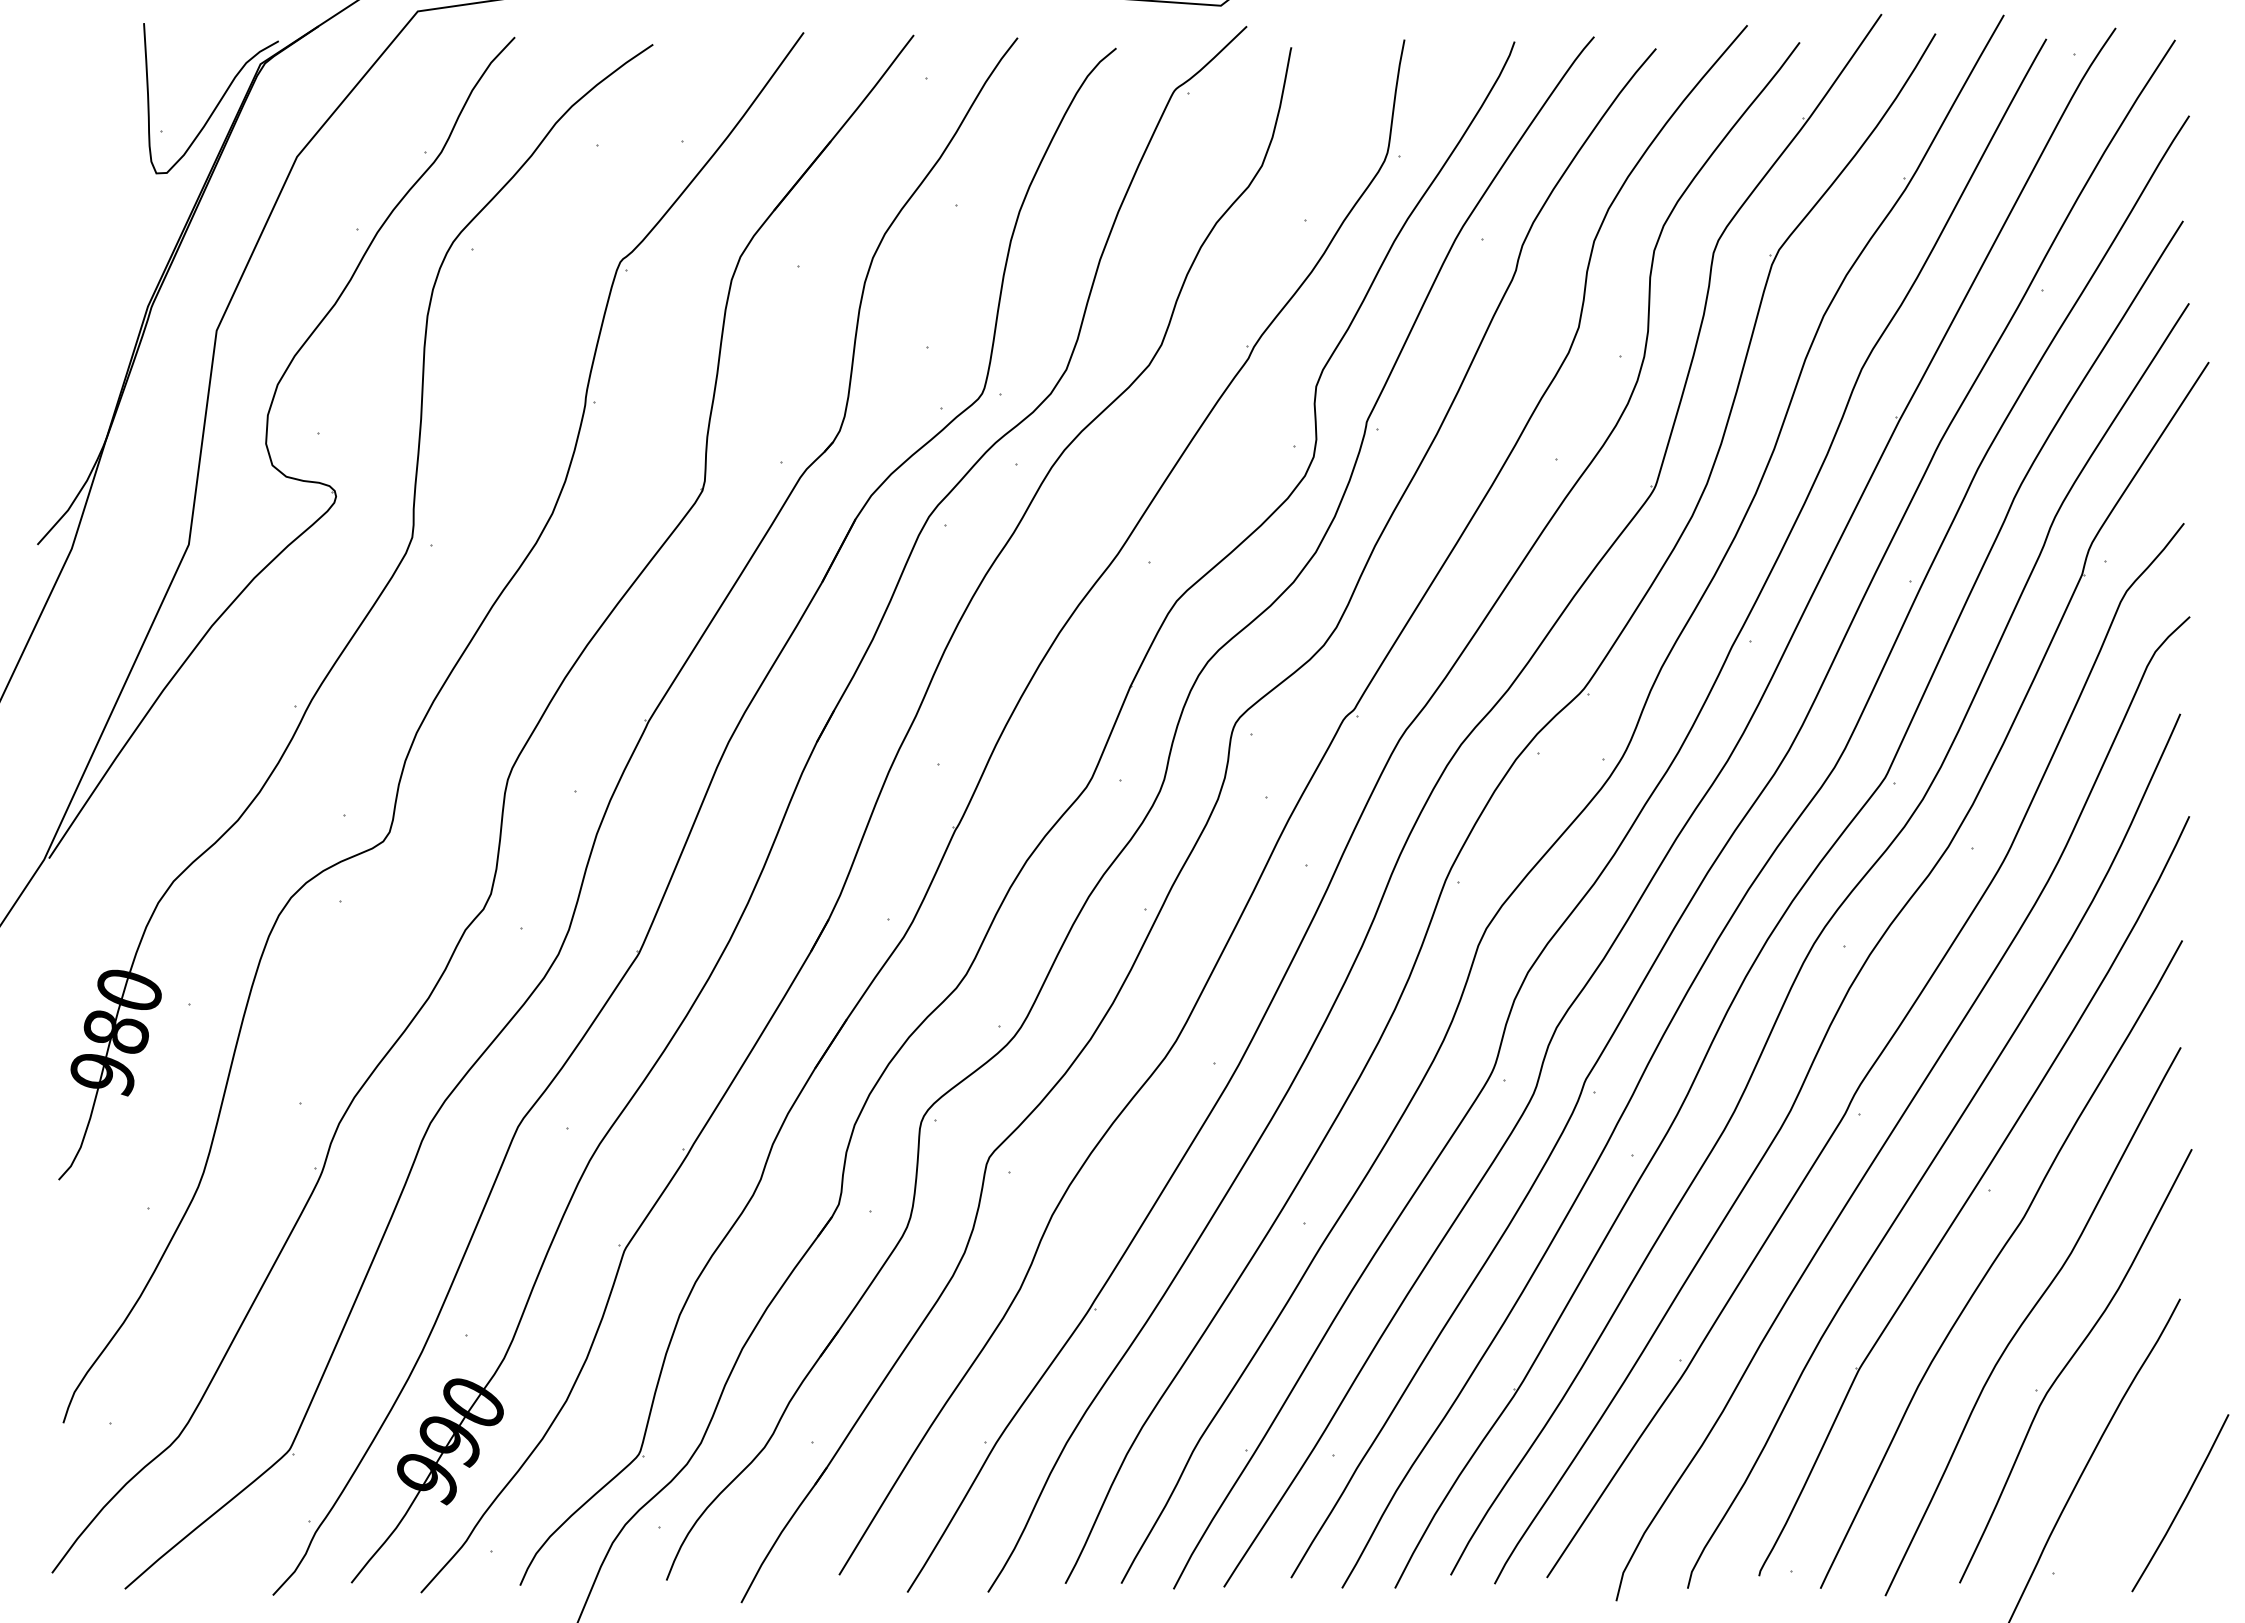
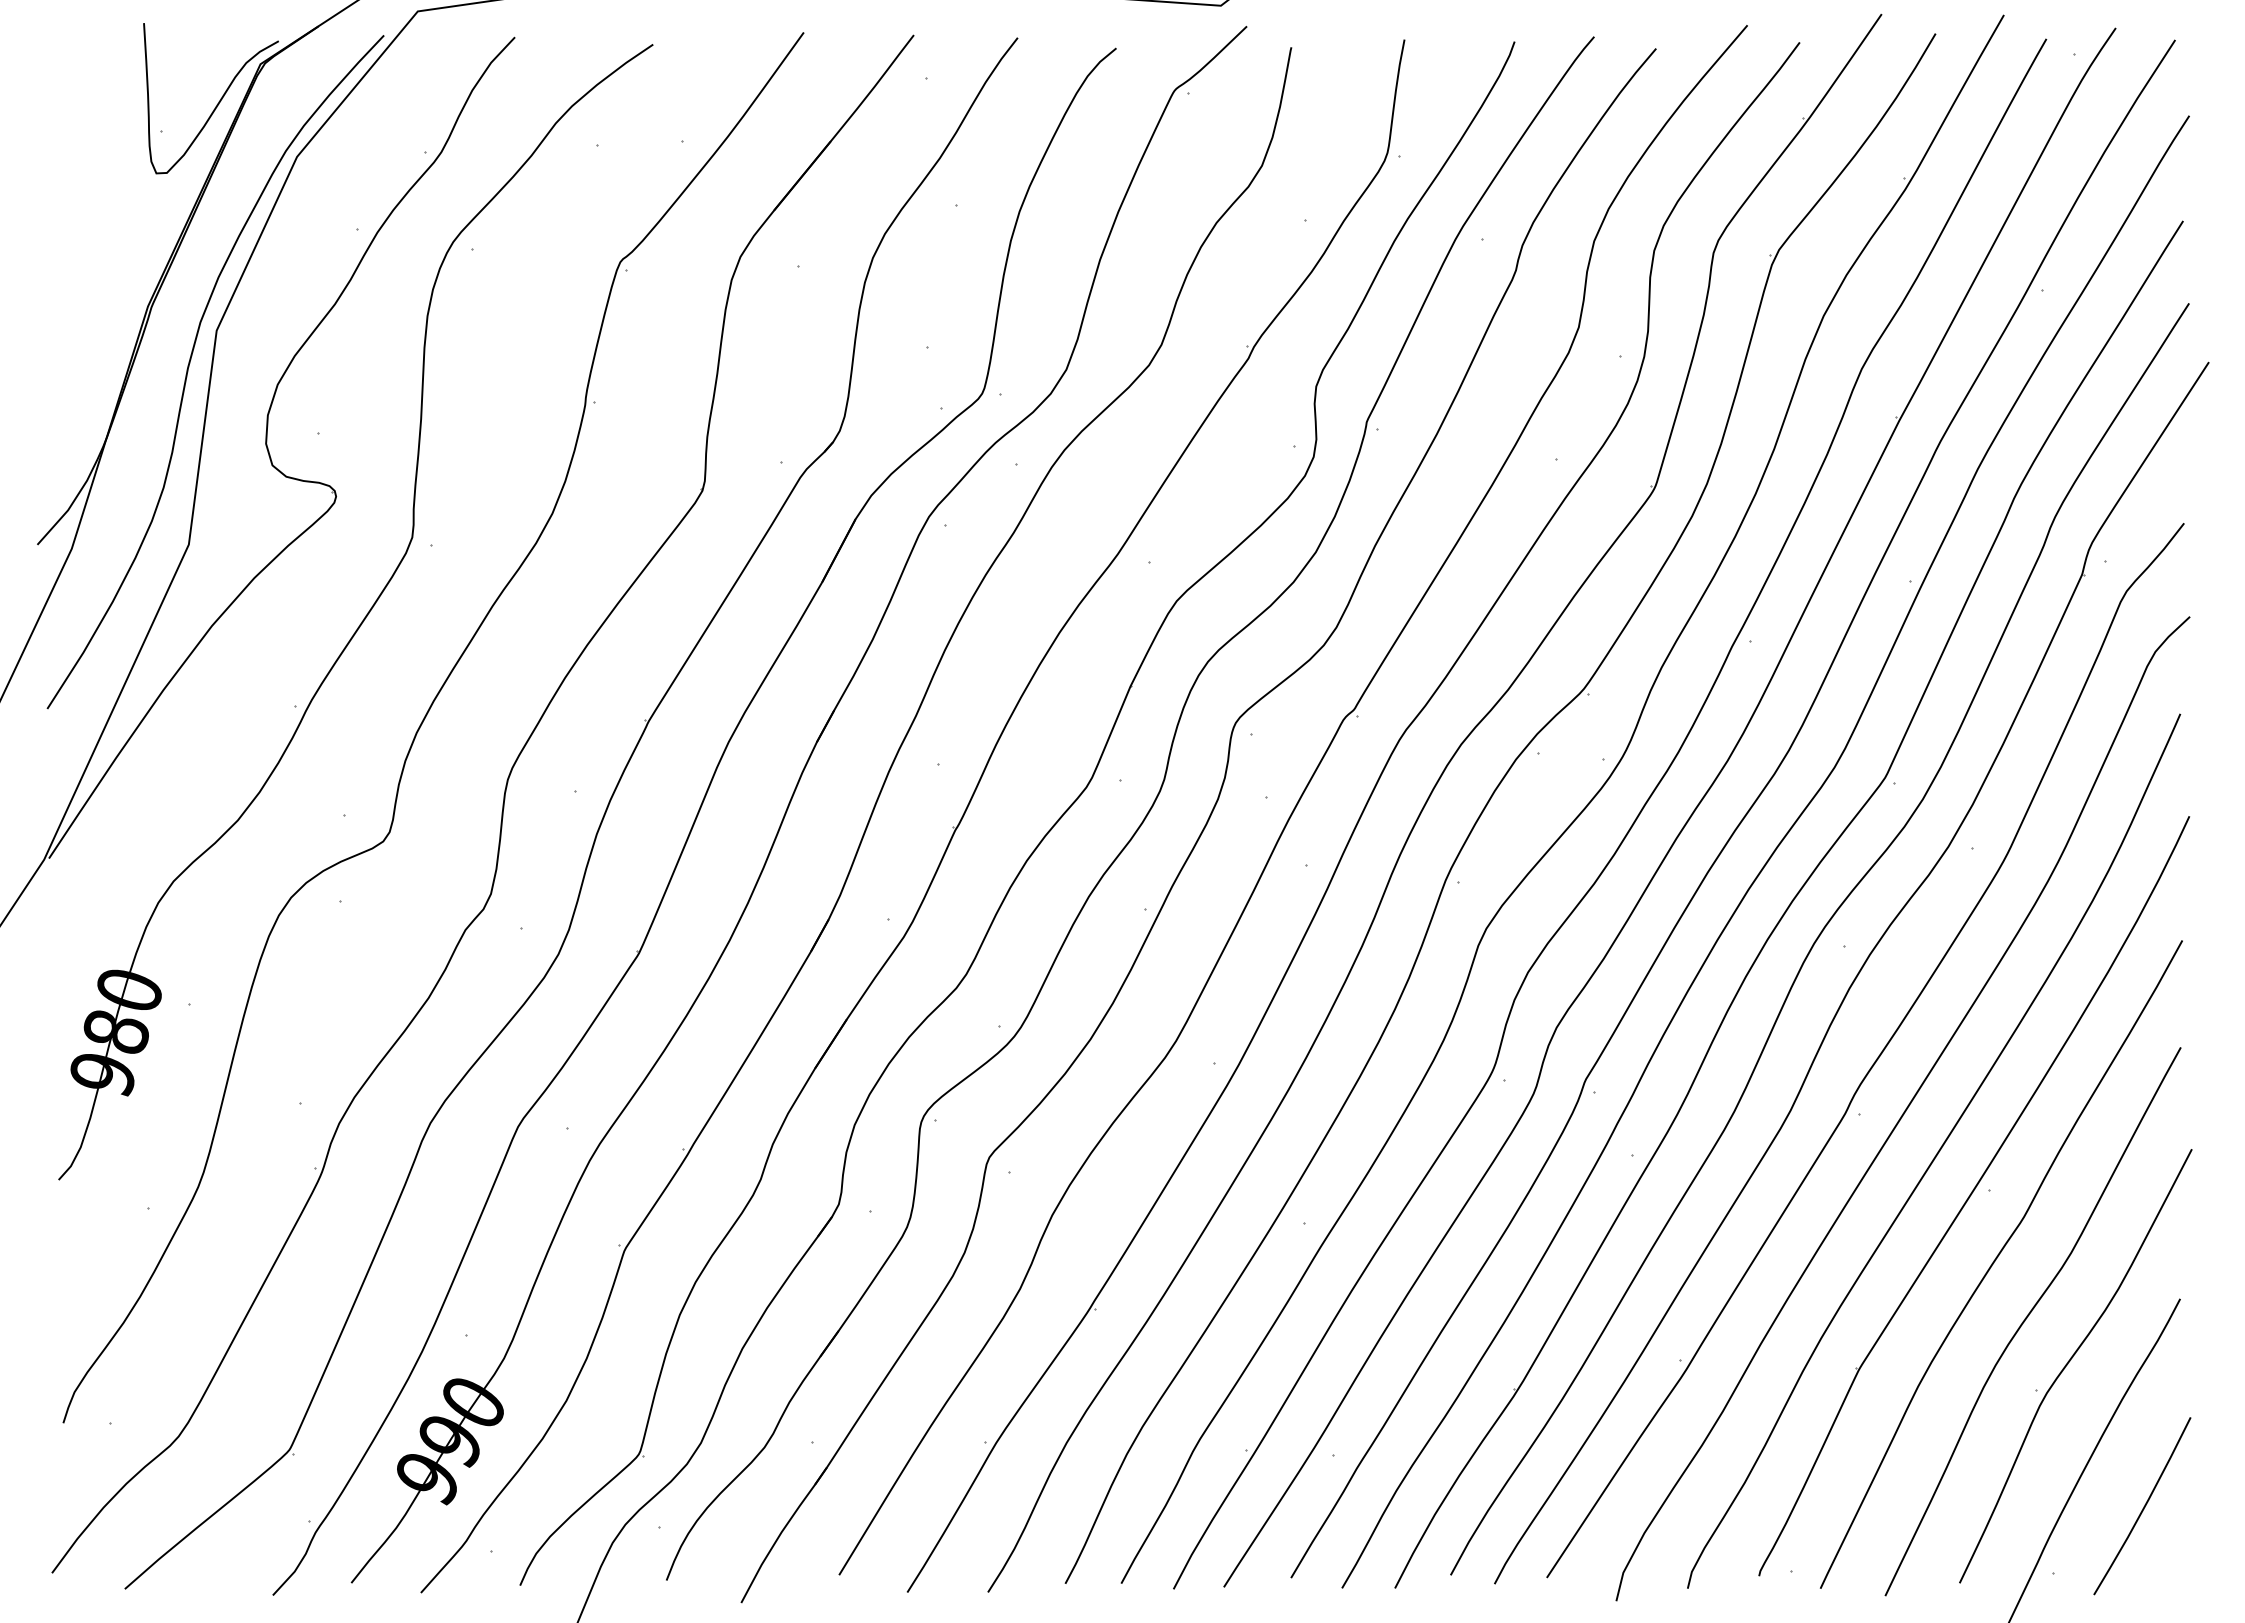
curve: none -> present (189, 367)
curve position: (2181, 1503) -> (2143, 1506) (2143, 1506)
